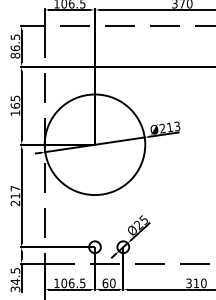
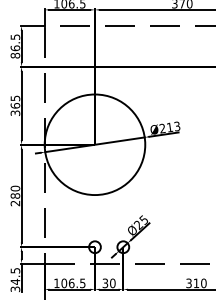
text: 165 -> 365 (15, 112)
text: 217 -> 280 (15, 191)
text: 60 -> 30 (105, 283)
